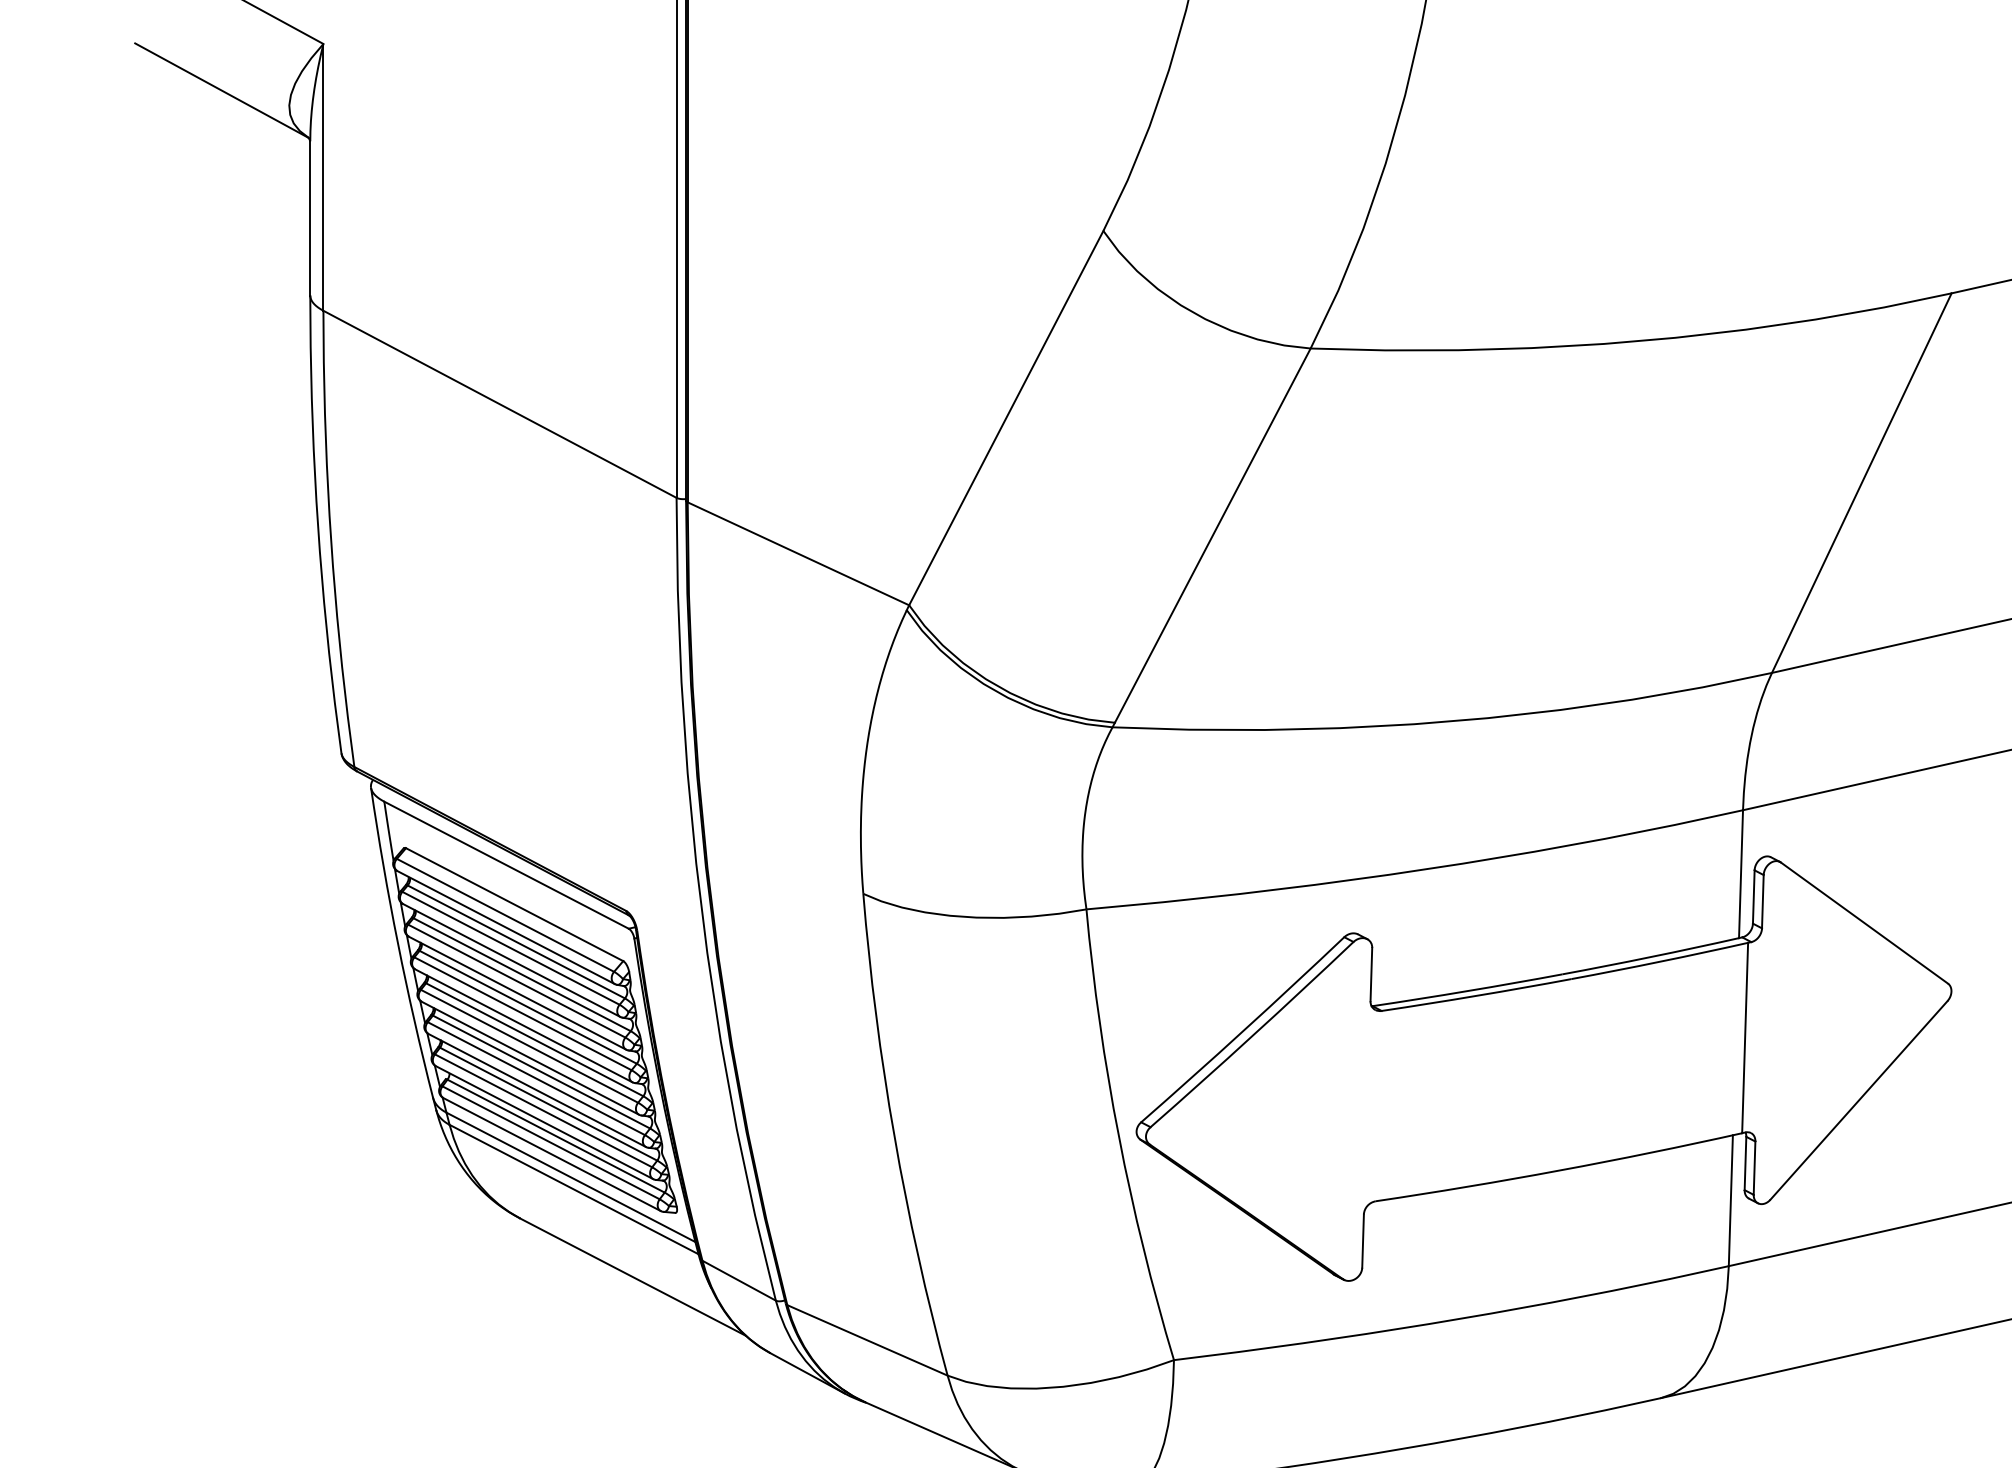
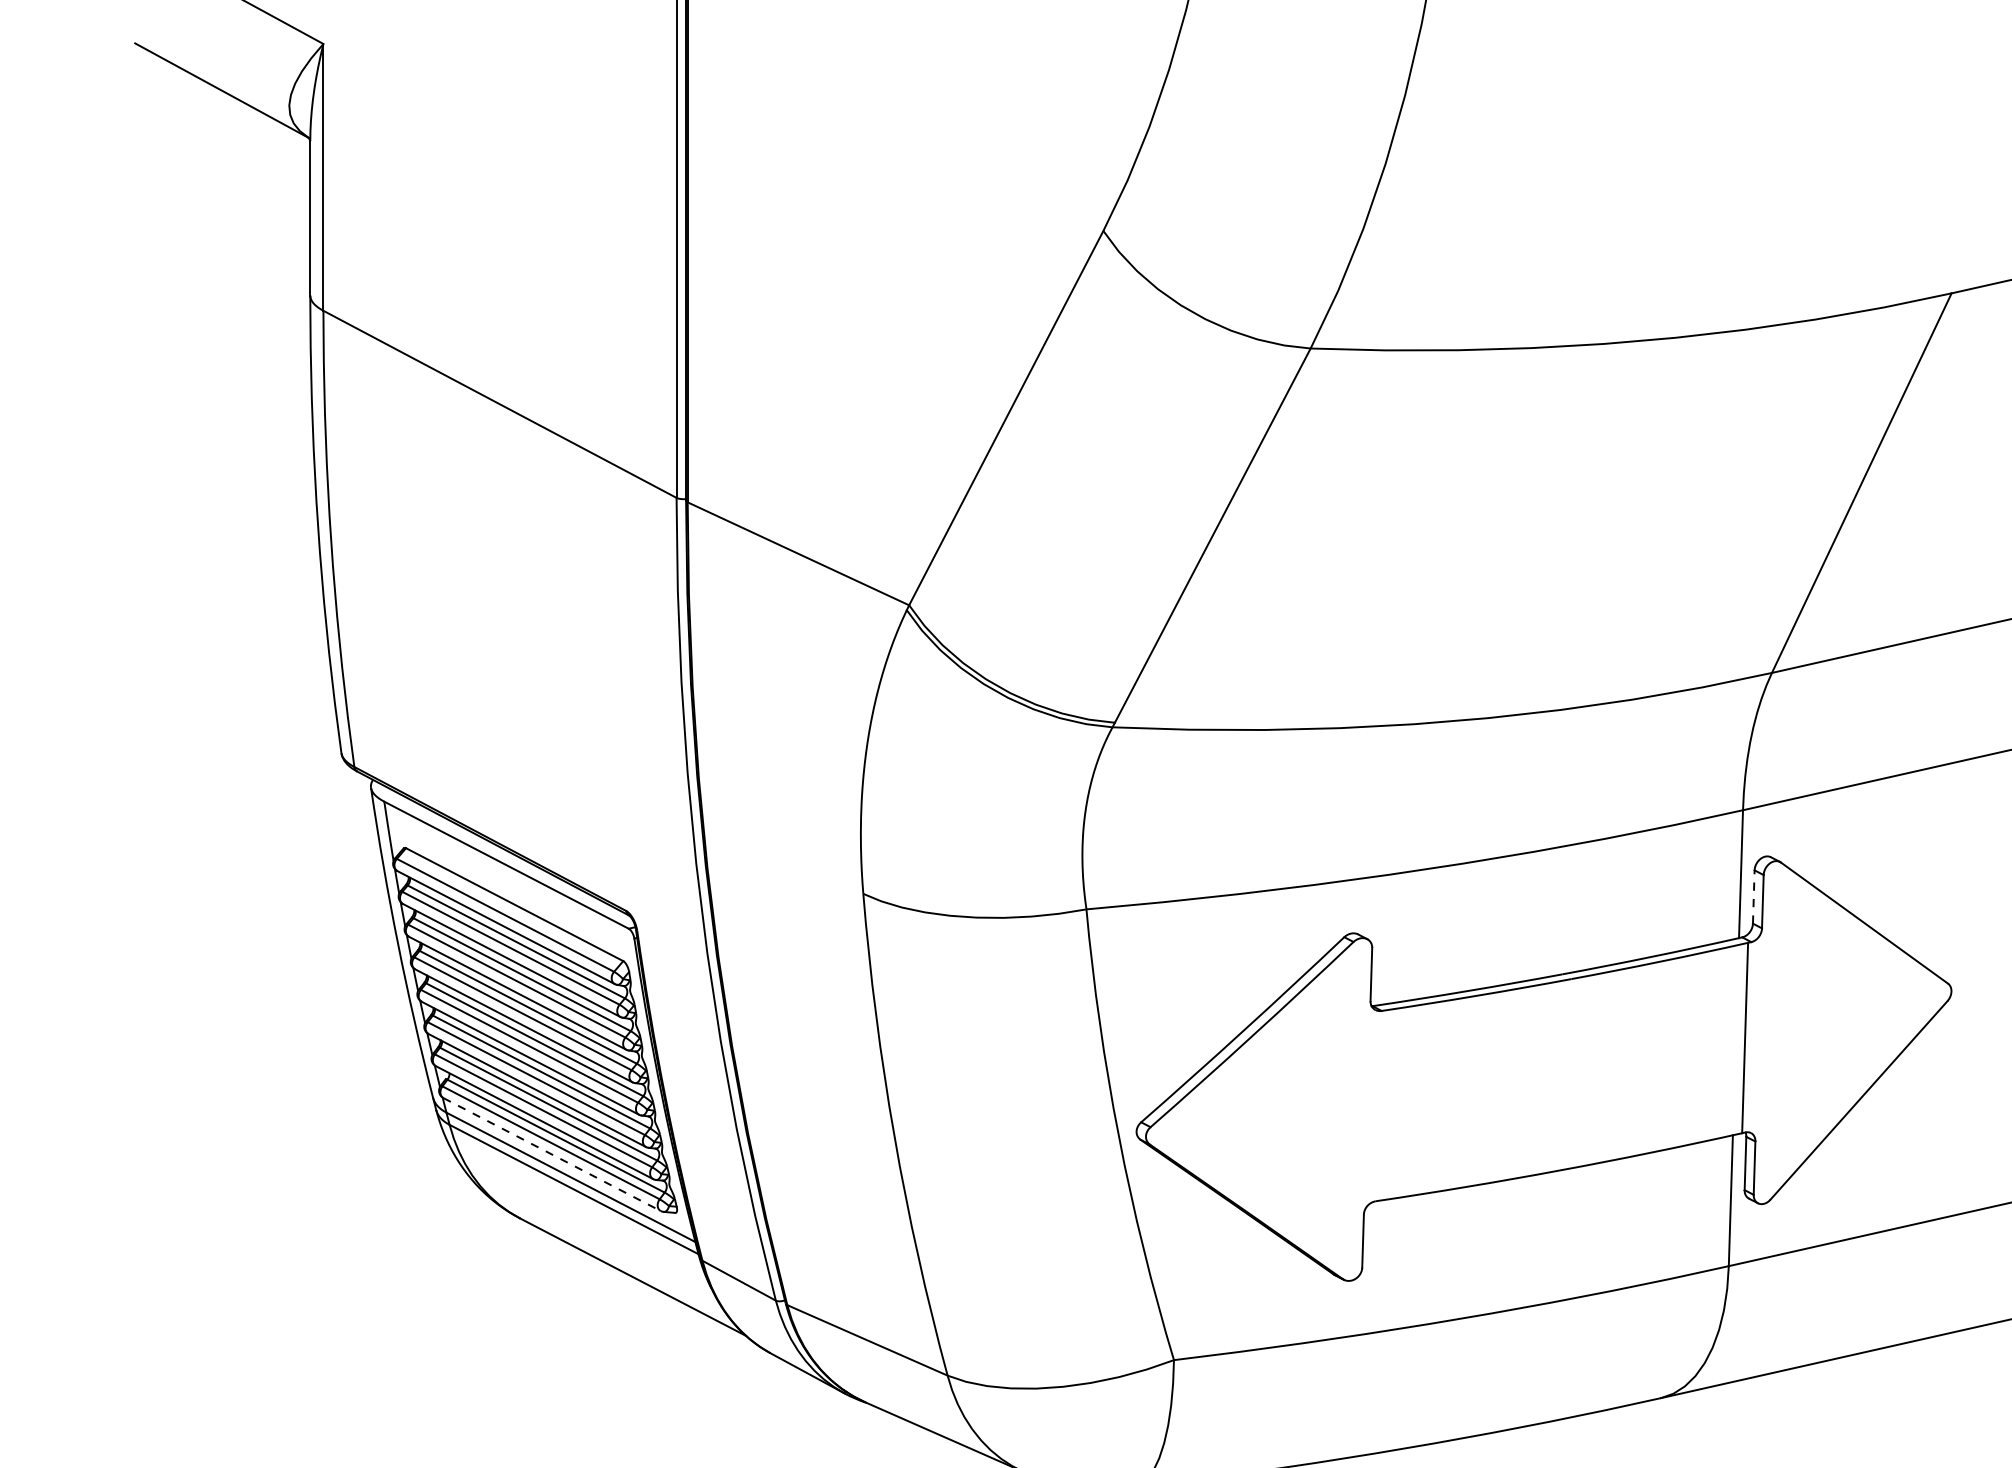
line: solid -> dashed (1753, 897)
line: solid -> dashed (552, 1154)
